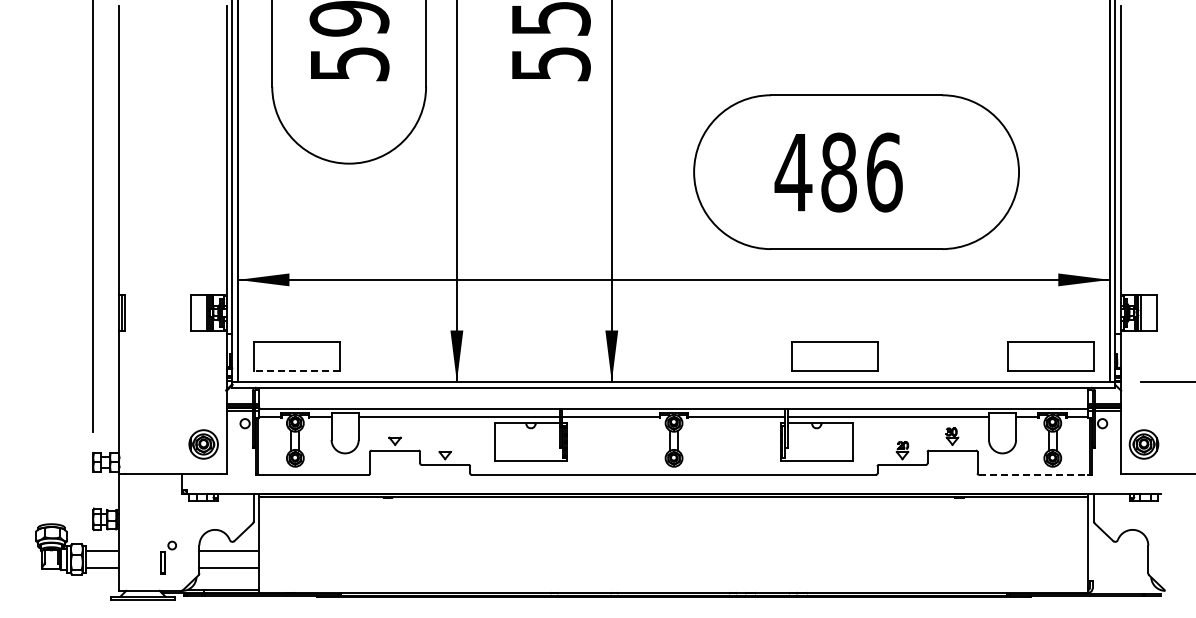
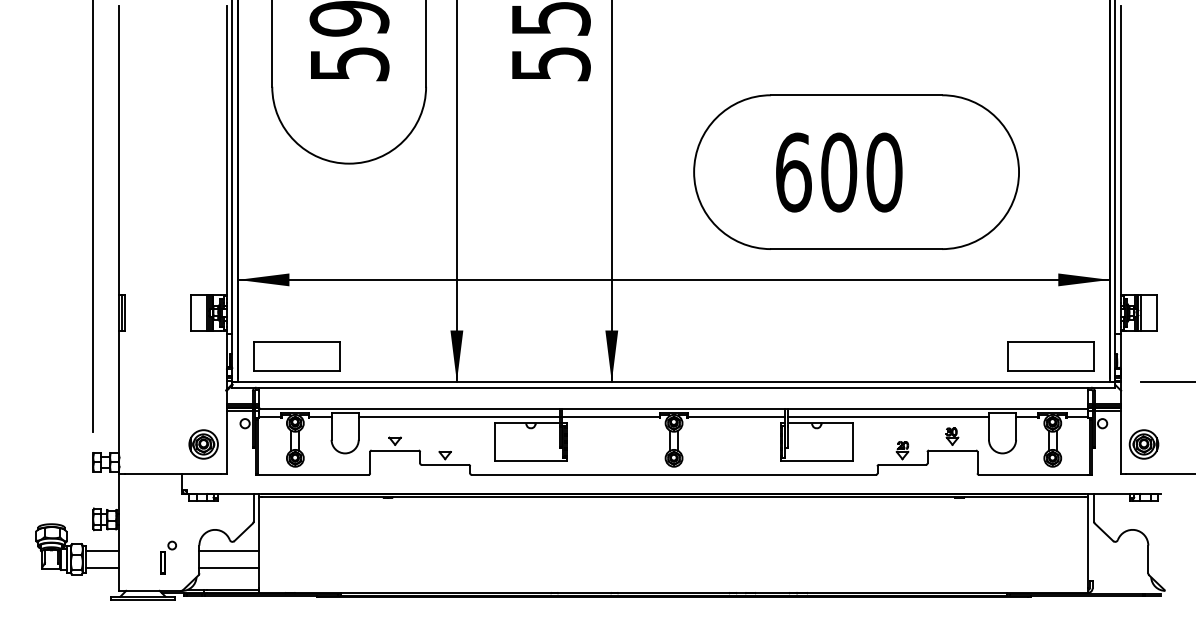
text: 486 -> 600 (838, 172)
part: present -> none (834, 356)
line: dashed -> solid (296, 370)
line: dashed -> solid (1033, 474)
